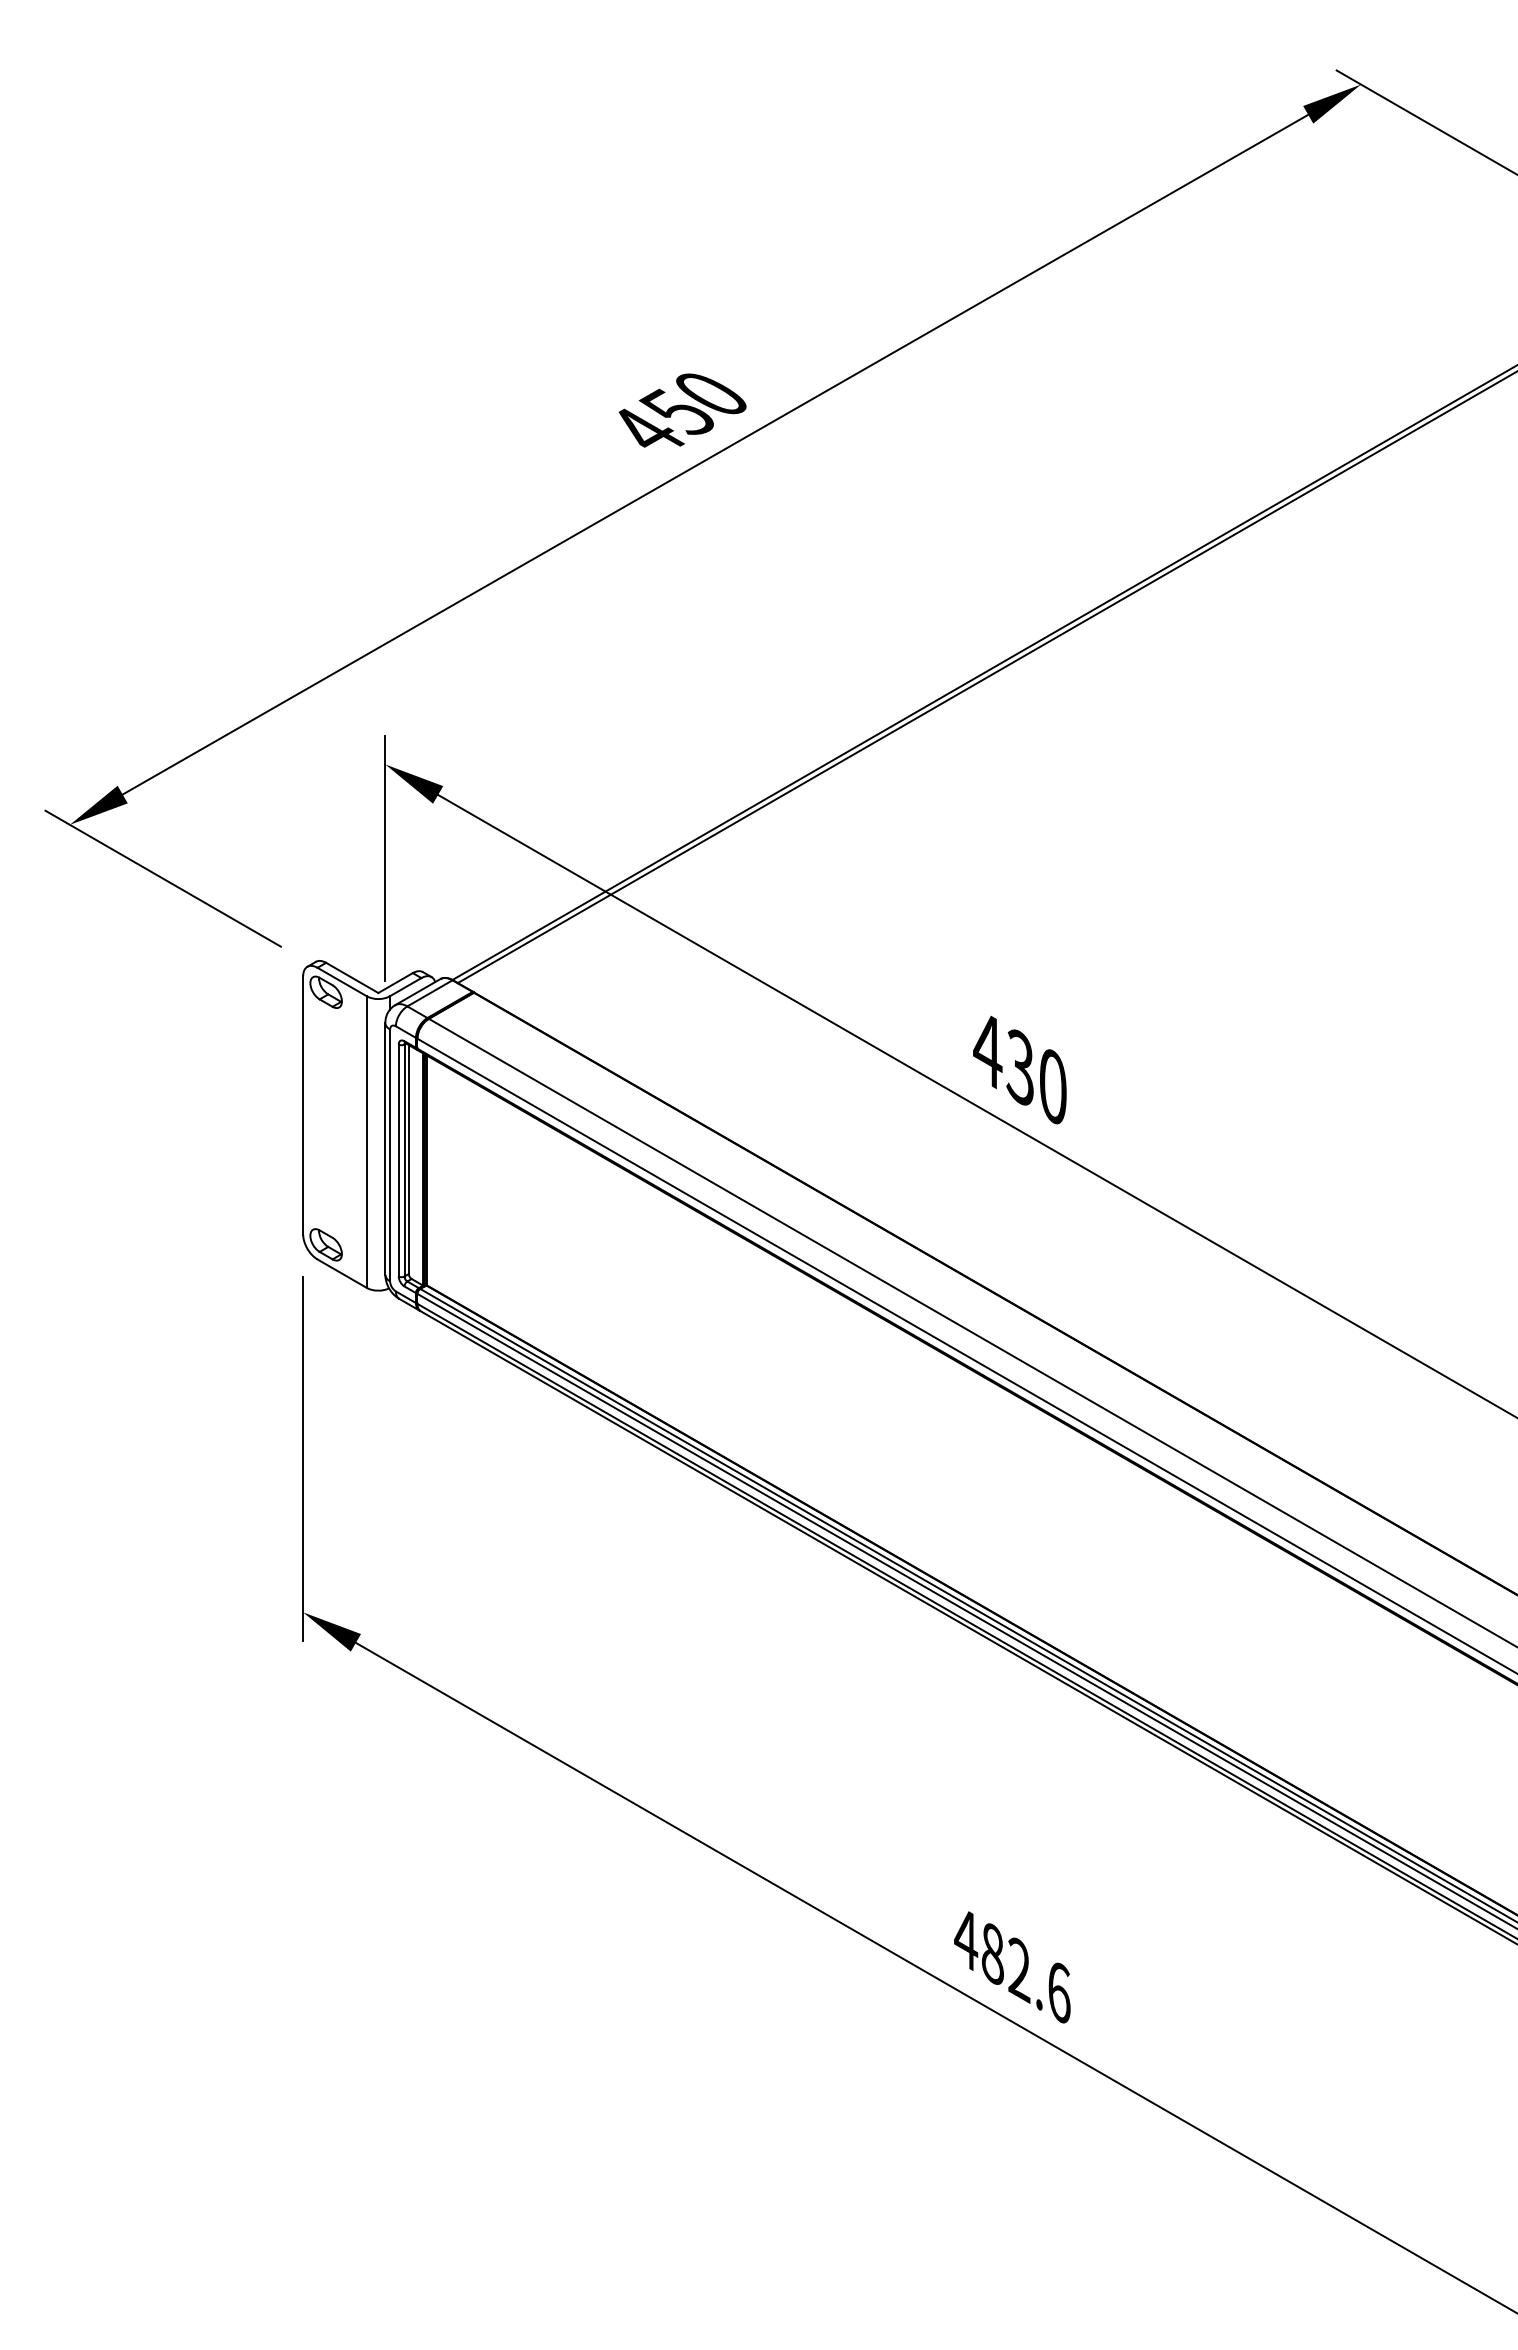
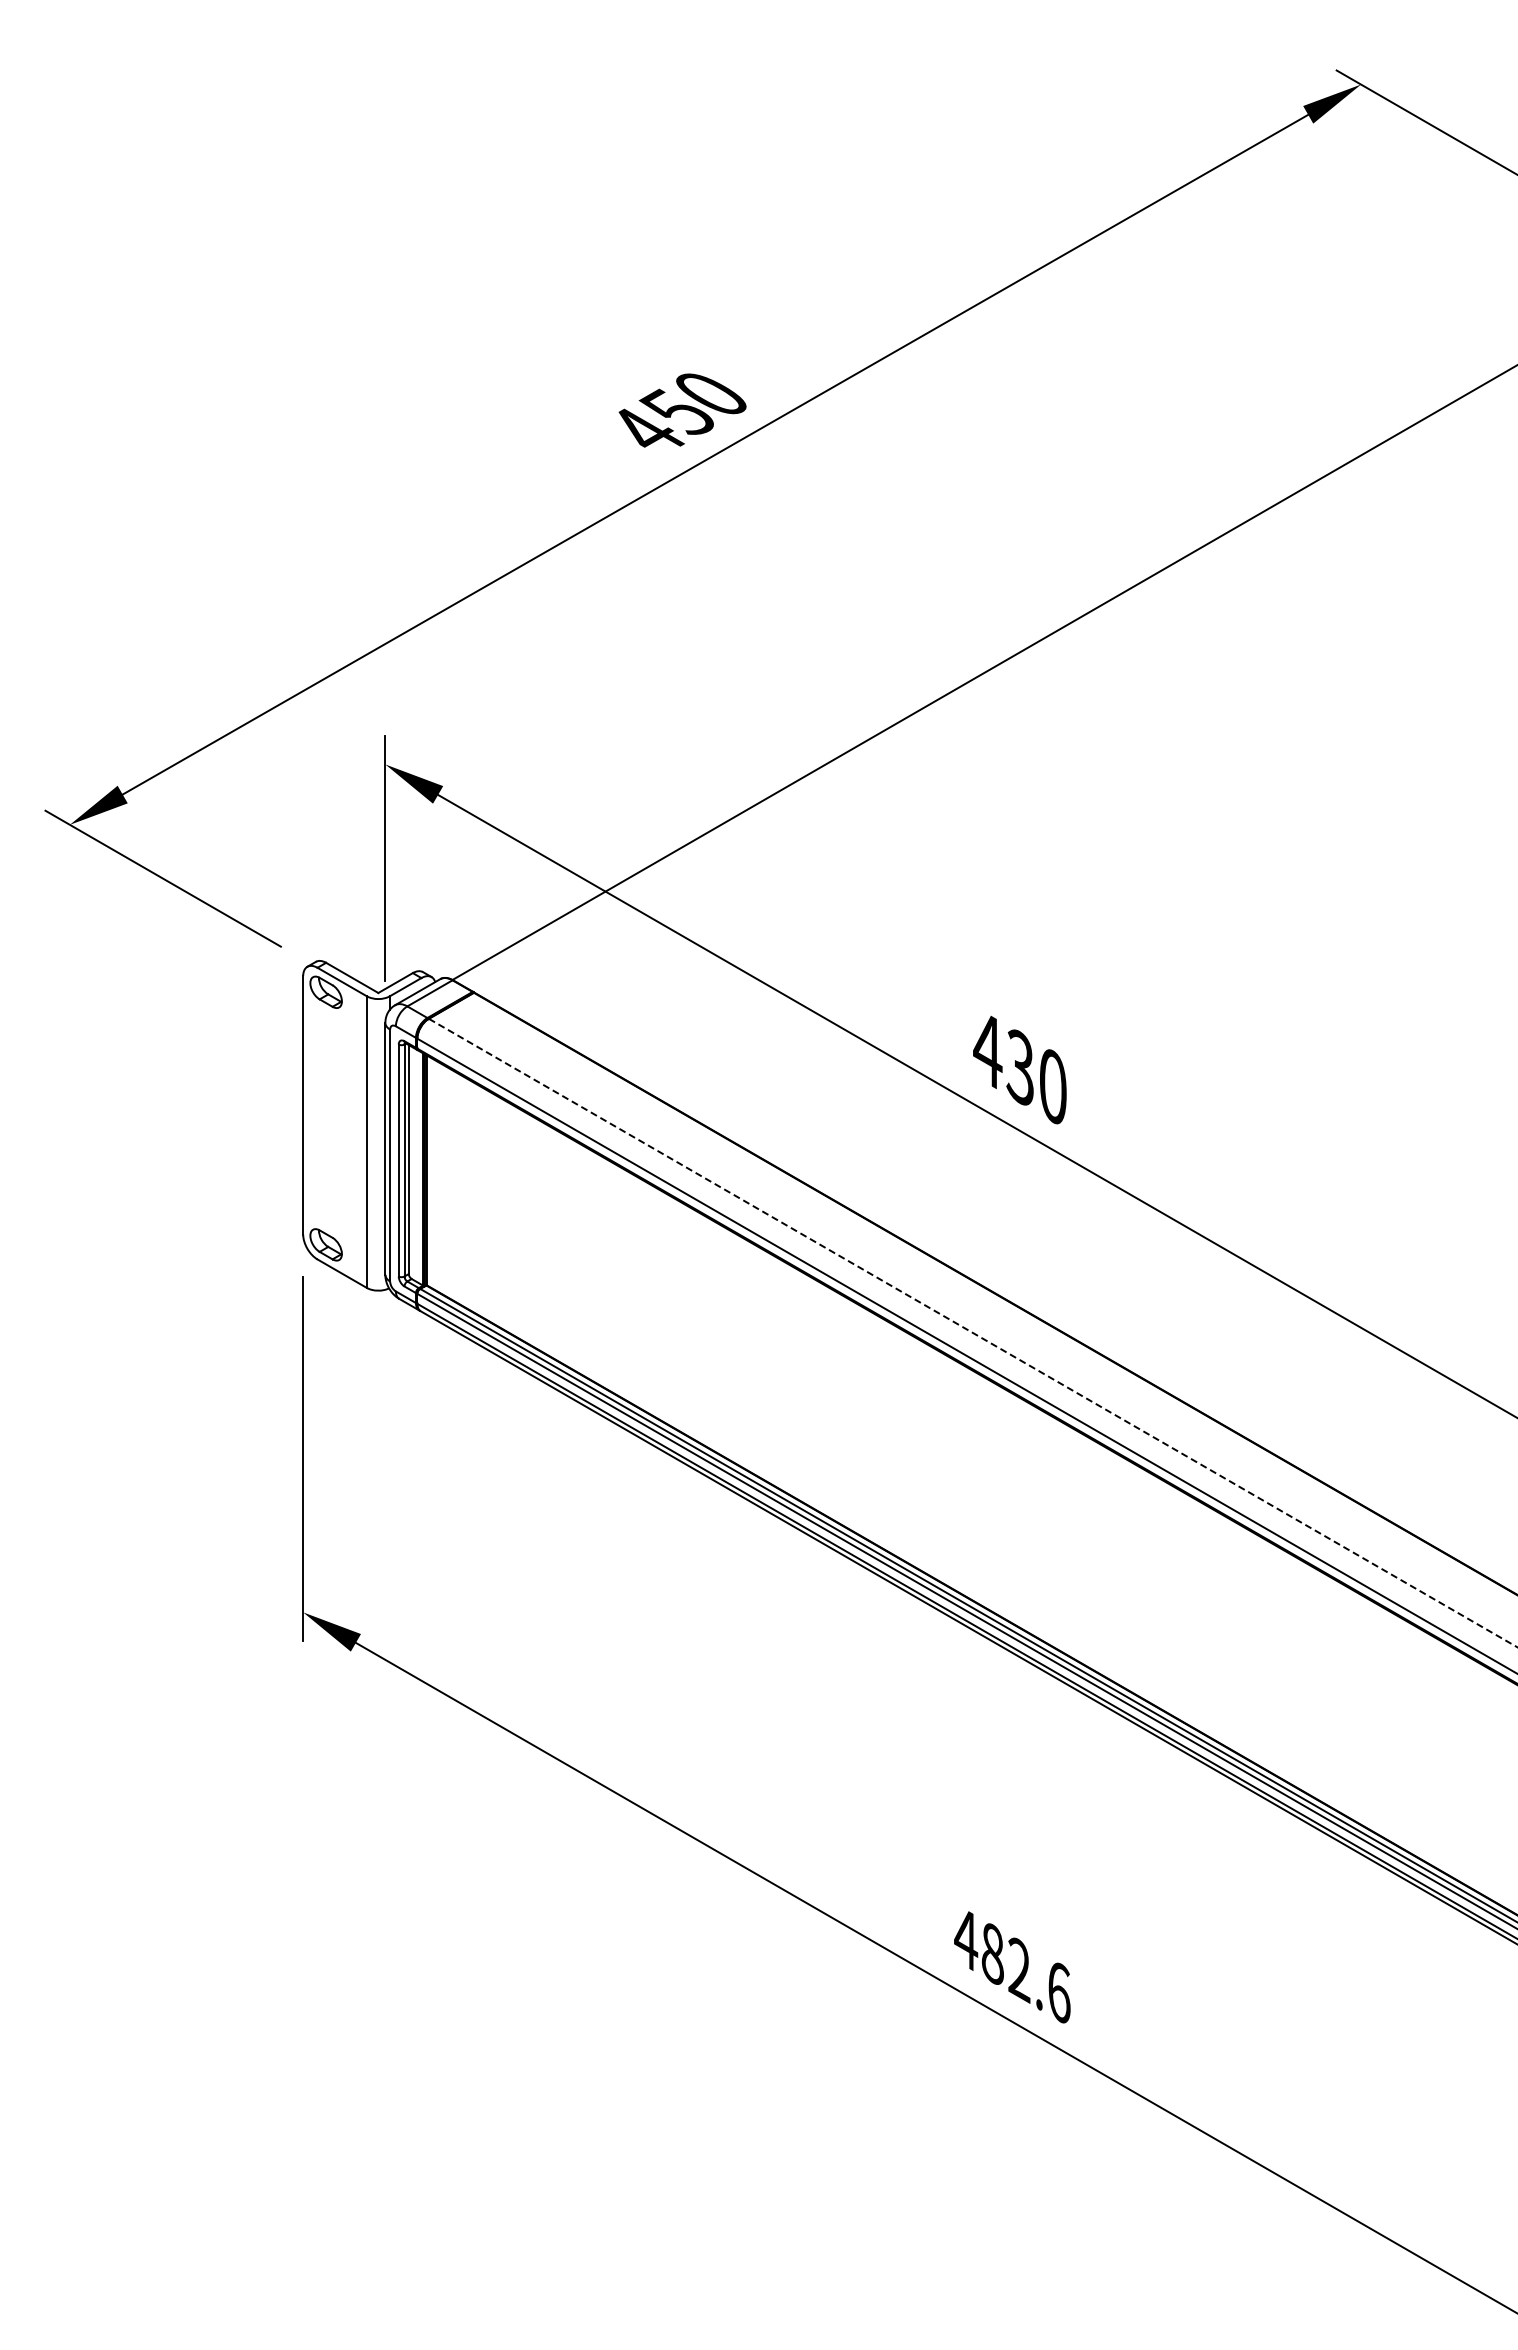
line: present -> none (985, 677)
line: solid -> dashed (973, 1333)
